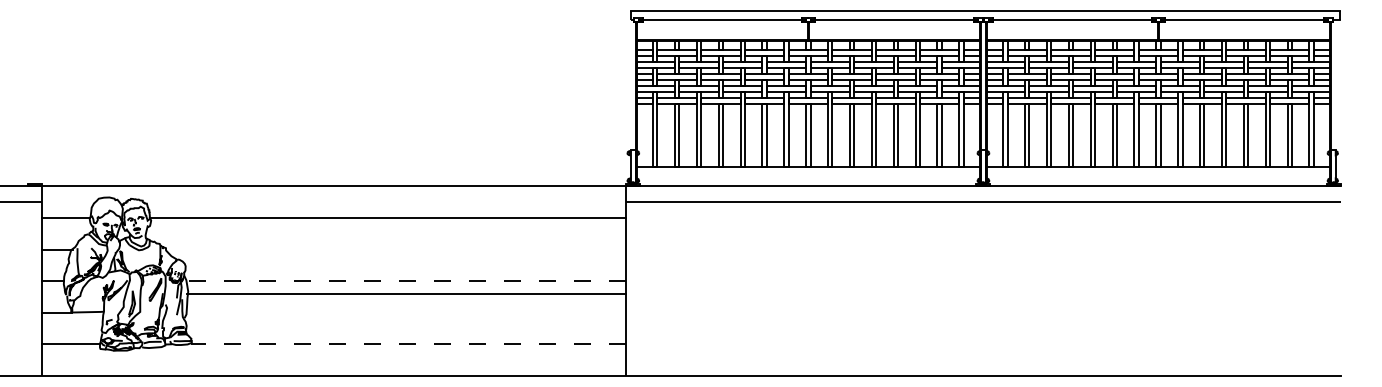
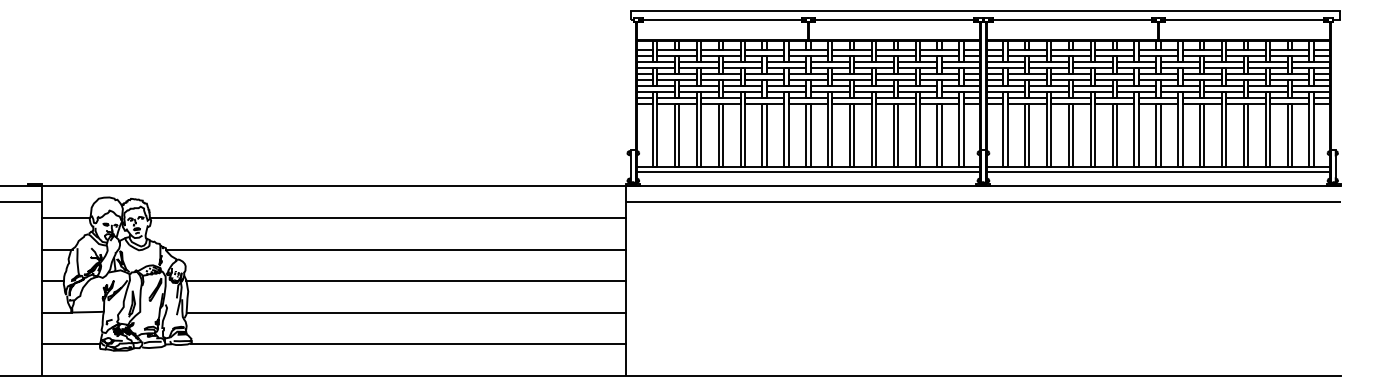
line: none -> present (807, 171)
line: none -> present (1158, 171)
line: none -> present (395, 249)
line: dashed -> solid (406, 281)
line position: (406, 293) -> (406, 312) (406, 312)
line: dashed -> solid (408, 344)
